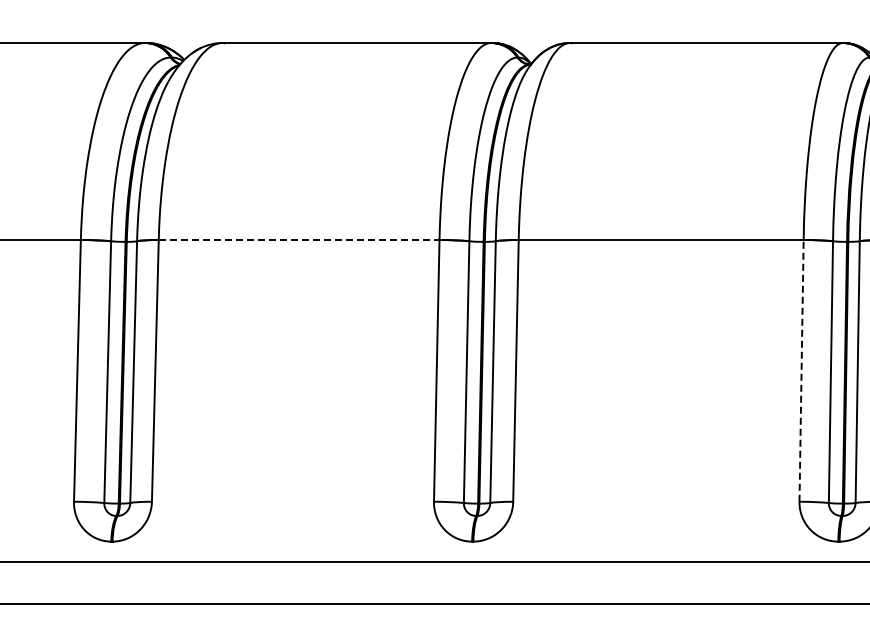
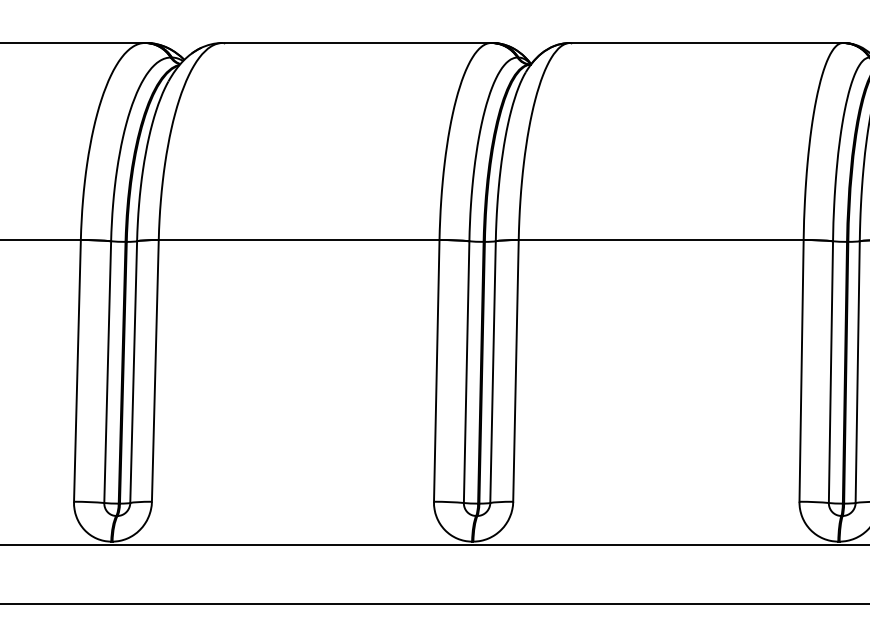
line: dashed -> solid (299, 240)
line: dashed -> solid (801, 370)
line position: (434, 562) -> (434, 545) (434, 545)
